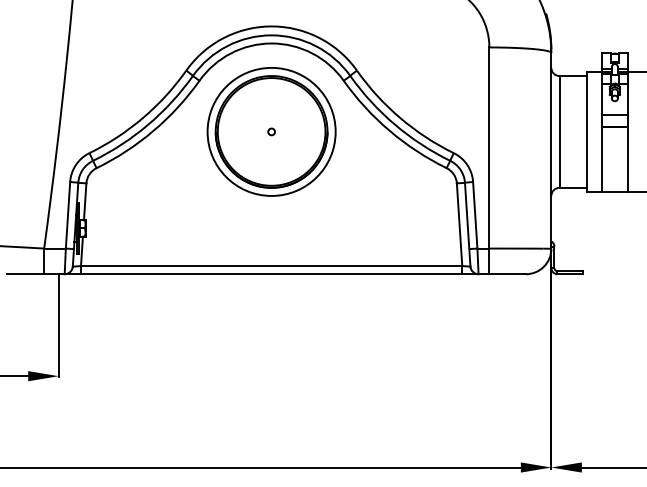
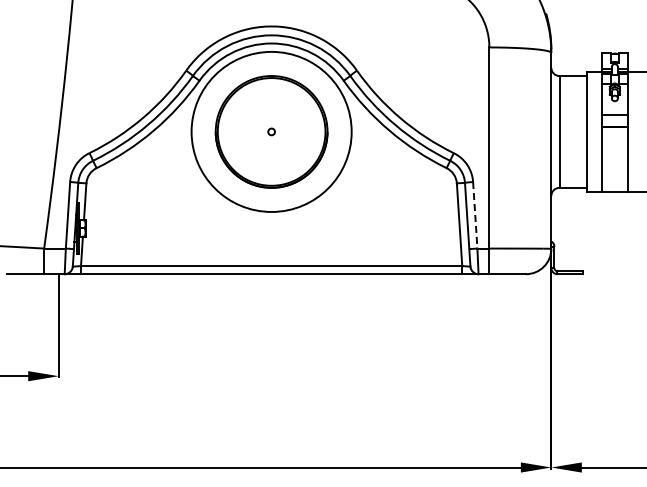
circle diameter: 128 px -> 160 px (271, 131)
line: solid -> dashed (475, 215)
